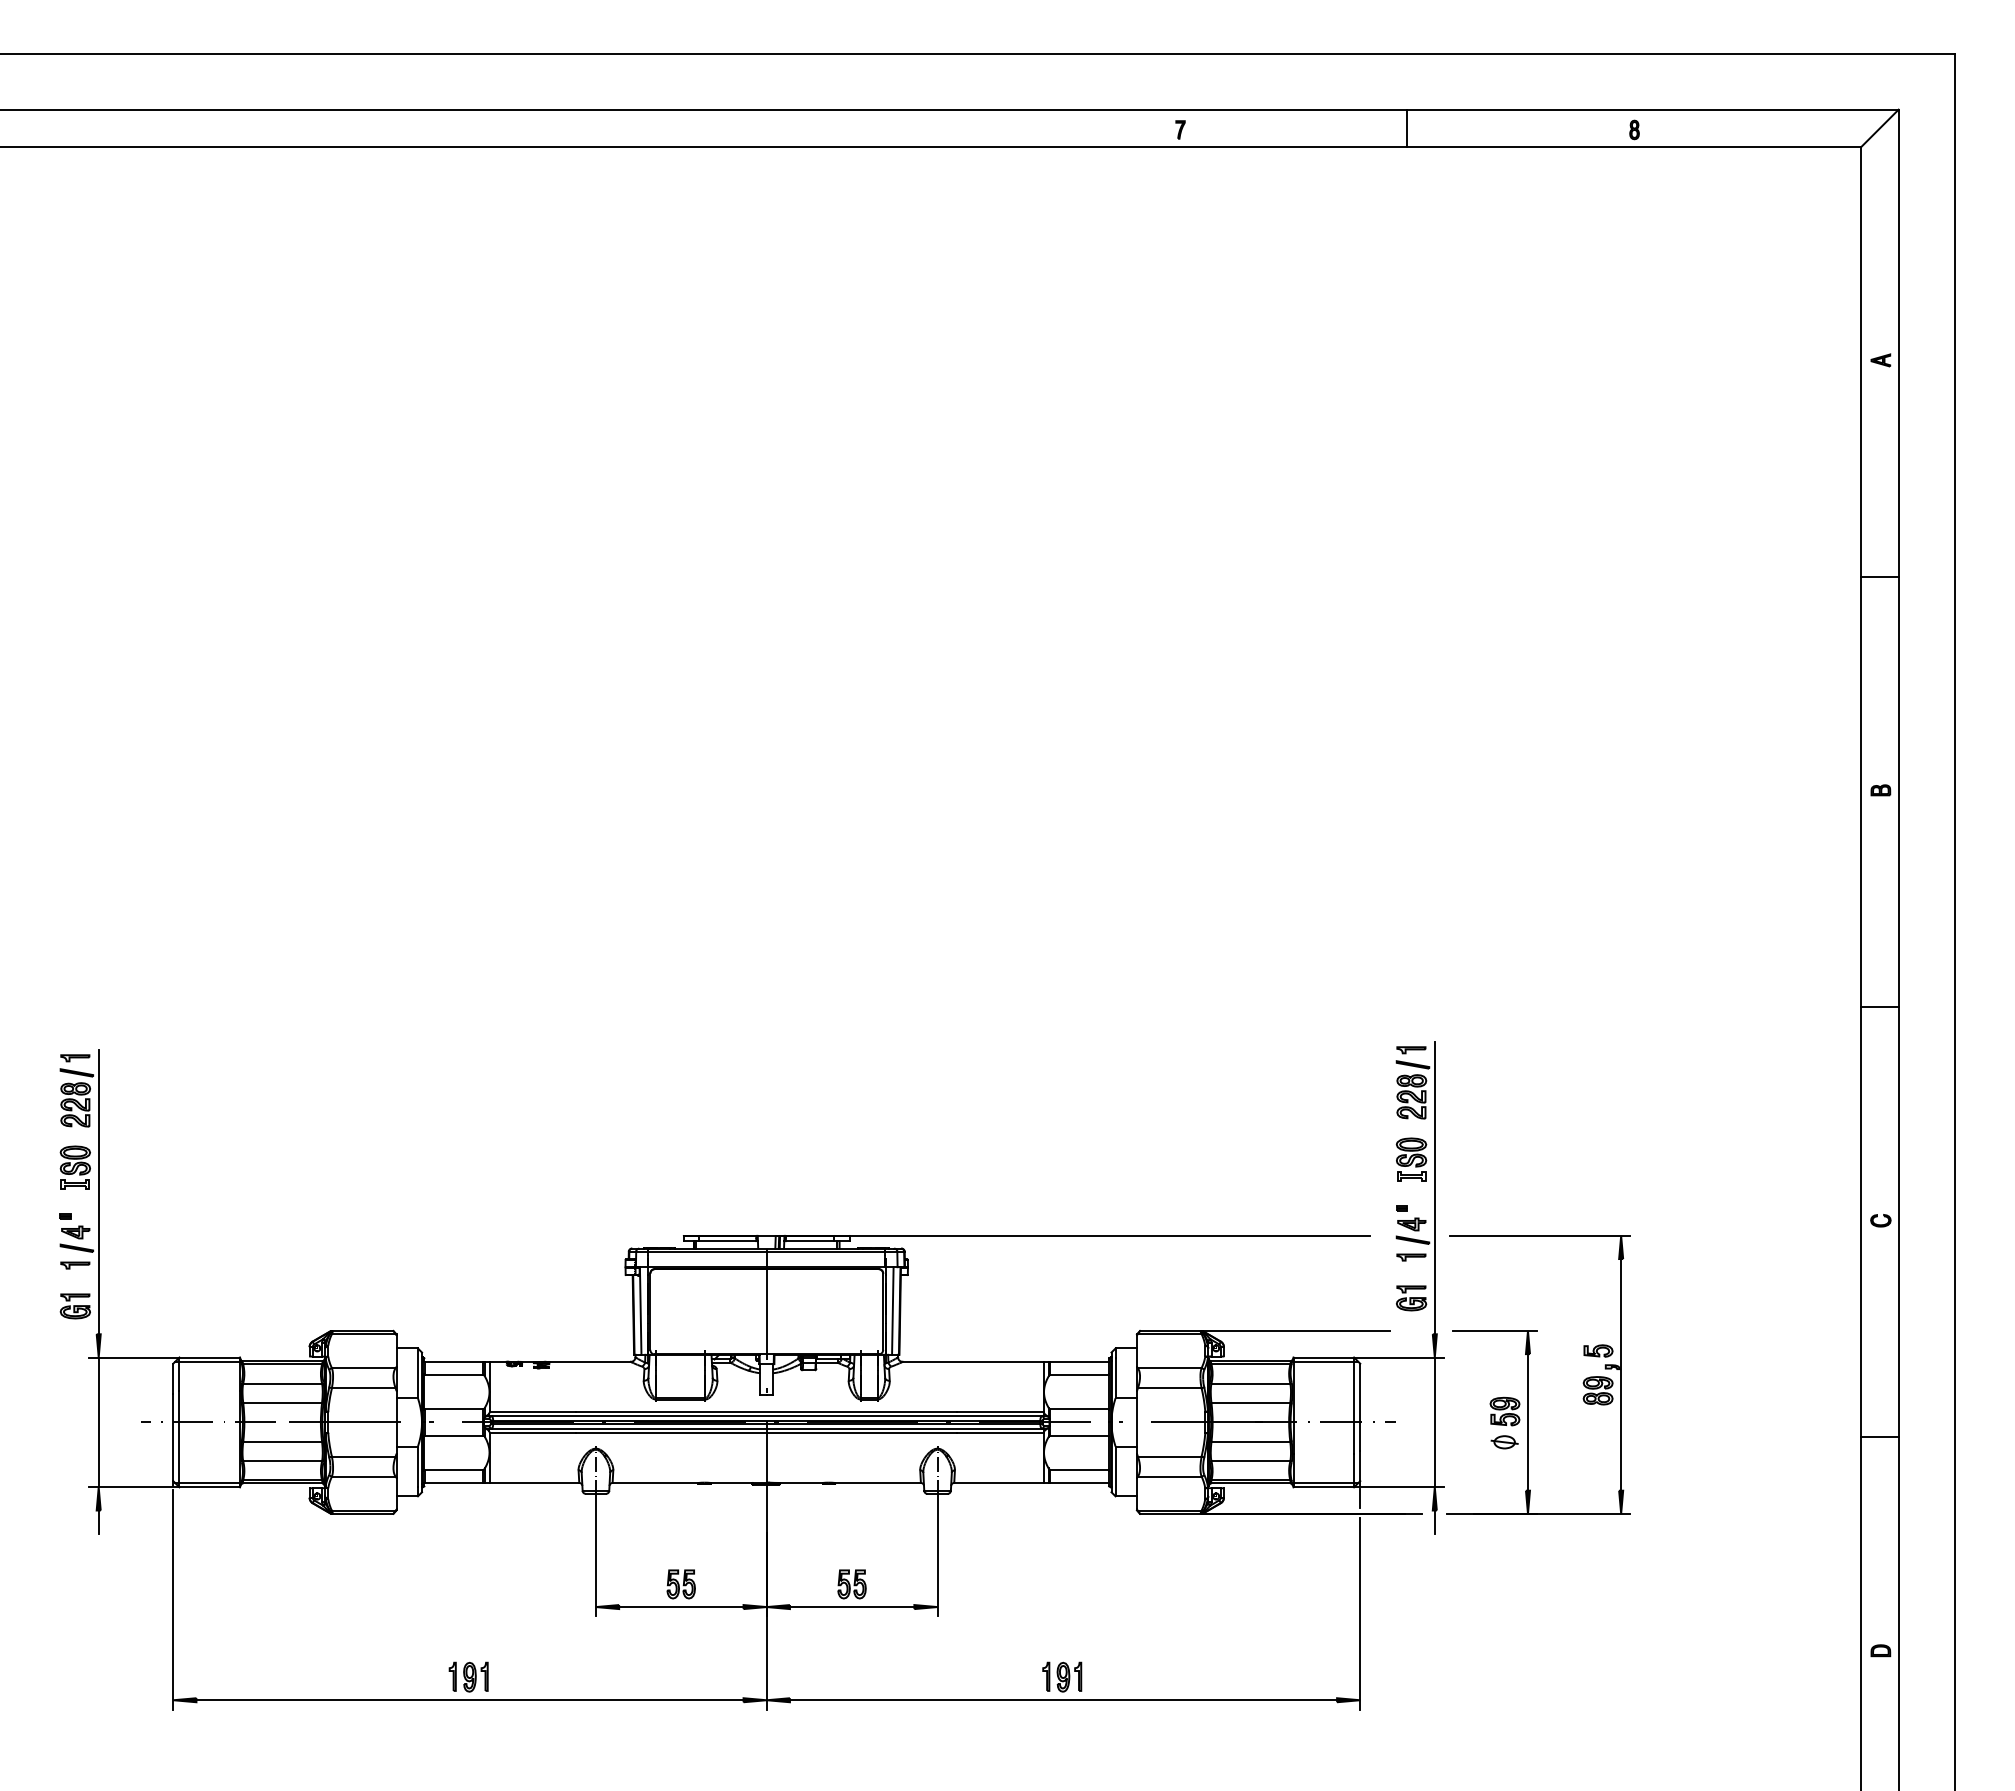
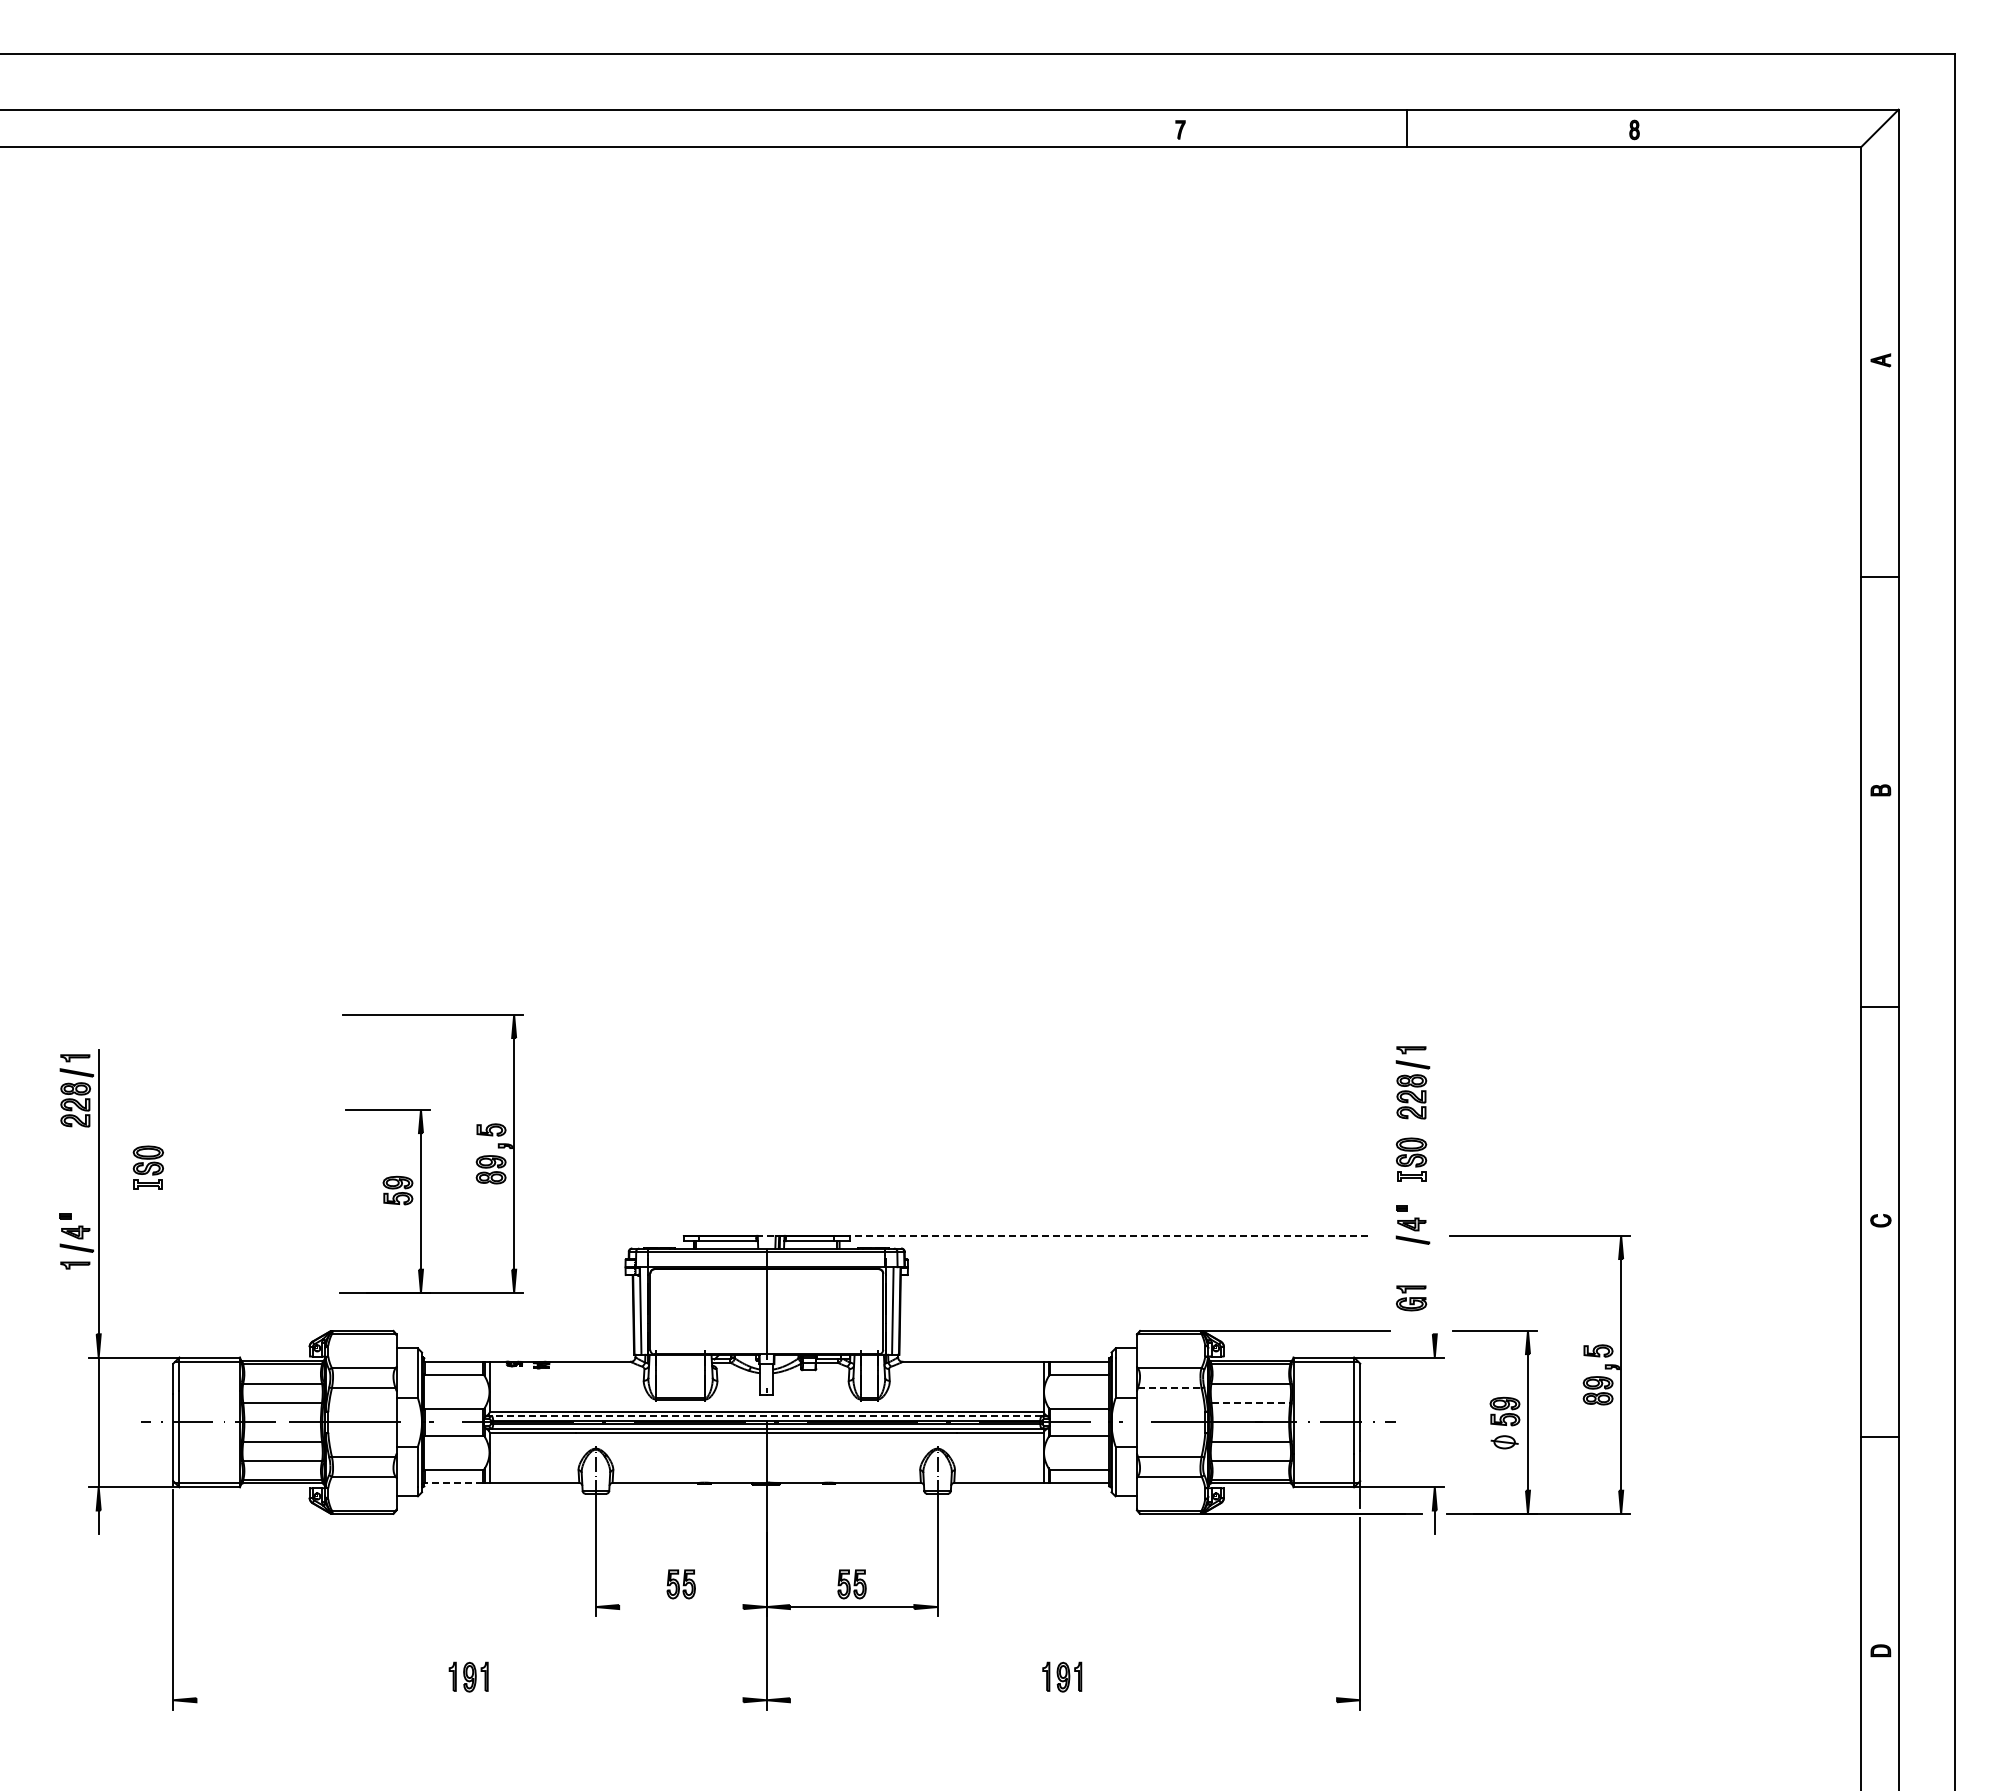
part: none -> present (421, 1153)
part position: (74, 1167) -> (147, 1167) (147, 1167)
line: present -> none (1434, 1187)
line: solid -> dashed (1063, 1235)
part: present -> none (1411, 1257)
part: present -> none (74, 1306)
line: solid -> dashed (1169, 1388)
line: solid -> dashed (1251, 1403)
line: solid -> dashed (766, 1416)
line: present -> none (1434, 1422)
line: solid -> dashed (453, 1482)
line: present -> none (681, 1607)
line: present -> none (469, 1700)
line: present -> none (1063, 1700)
